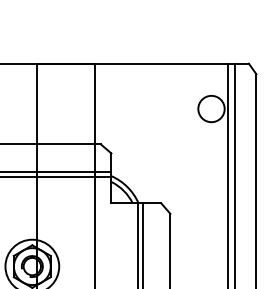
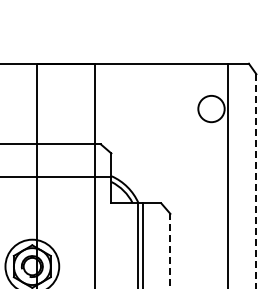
line: present -> none (56, 171)
line: present -> none (235, 174)
line: solid -> dashed (256, 181)
line: solid -> dashed (170, 250)
